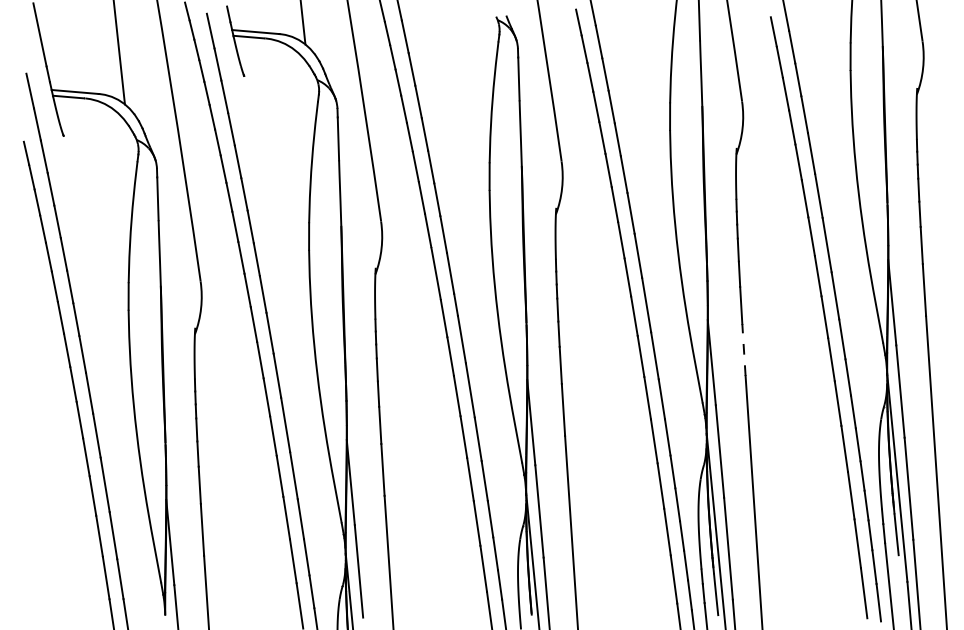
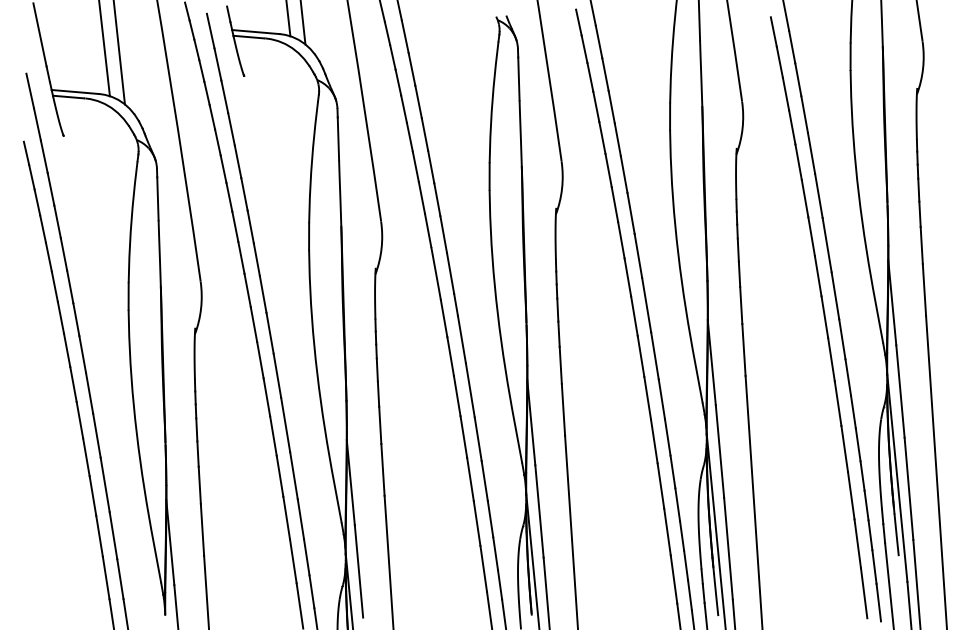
line: none -> present (288, 19)
line: none -> present (104, 49)
line: dashed -> solid (743, 350)
